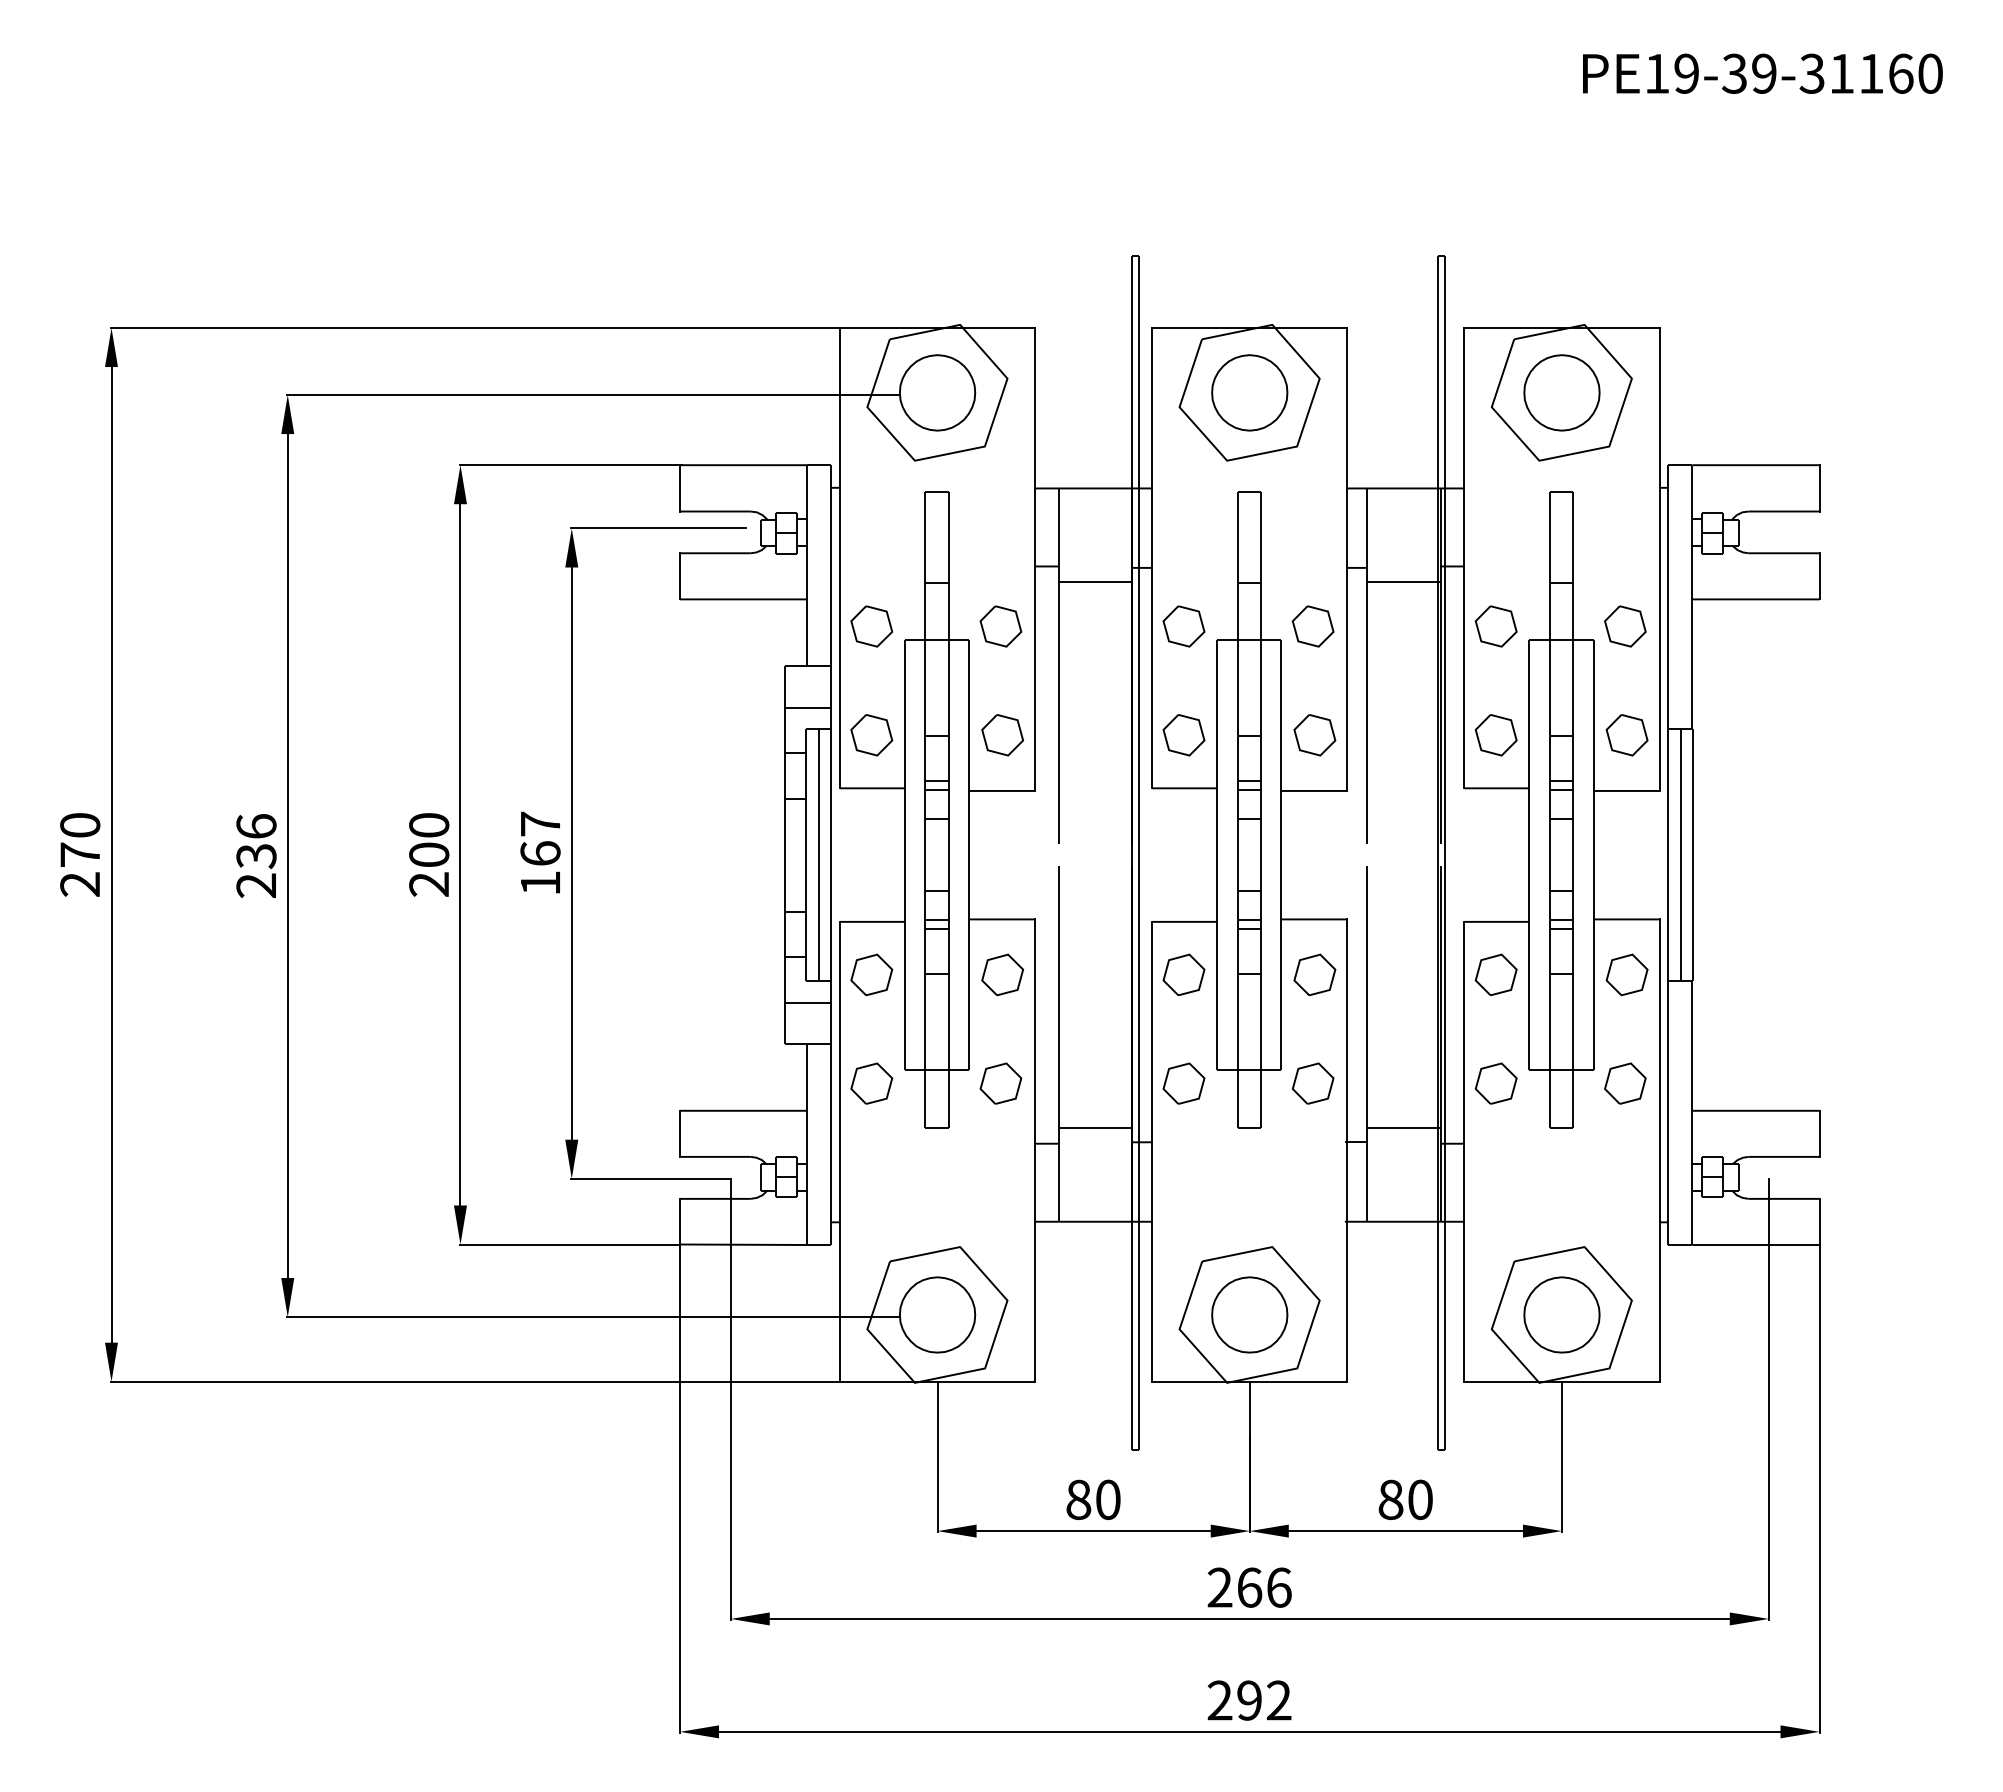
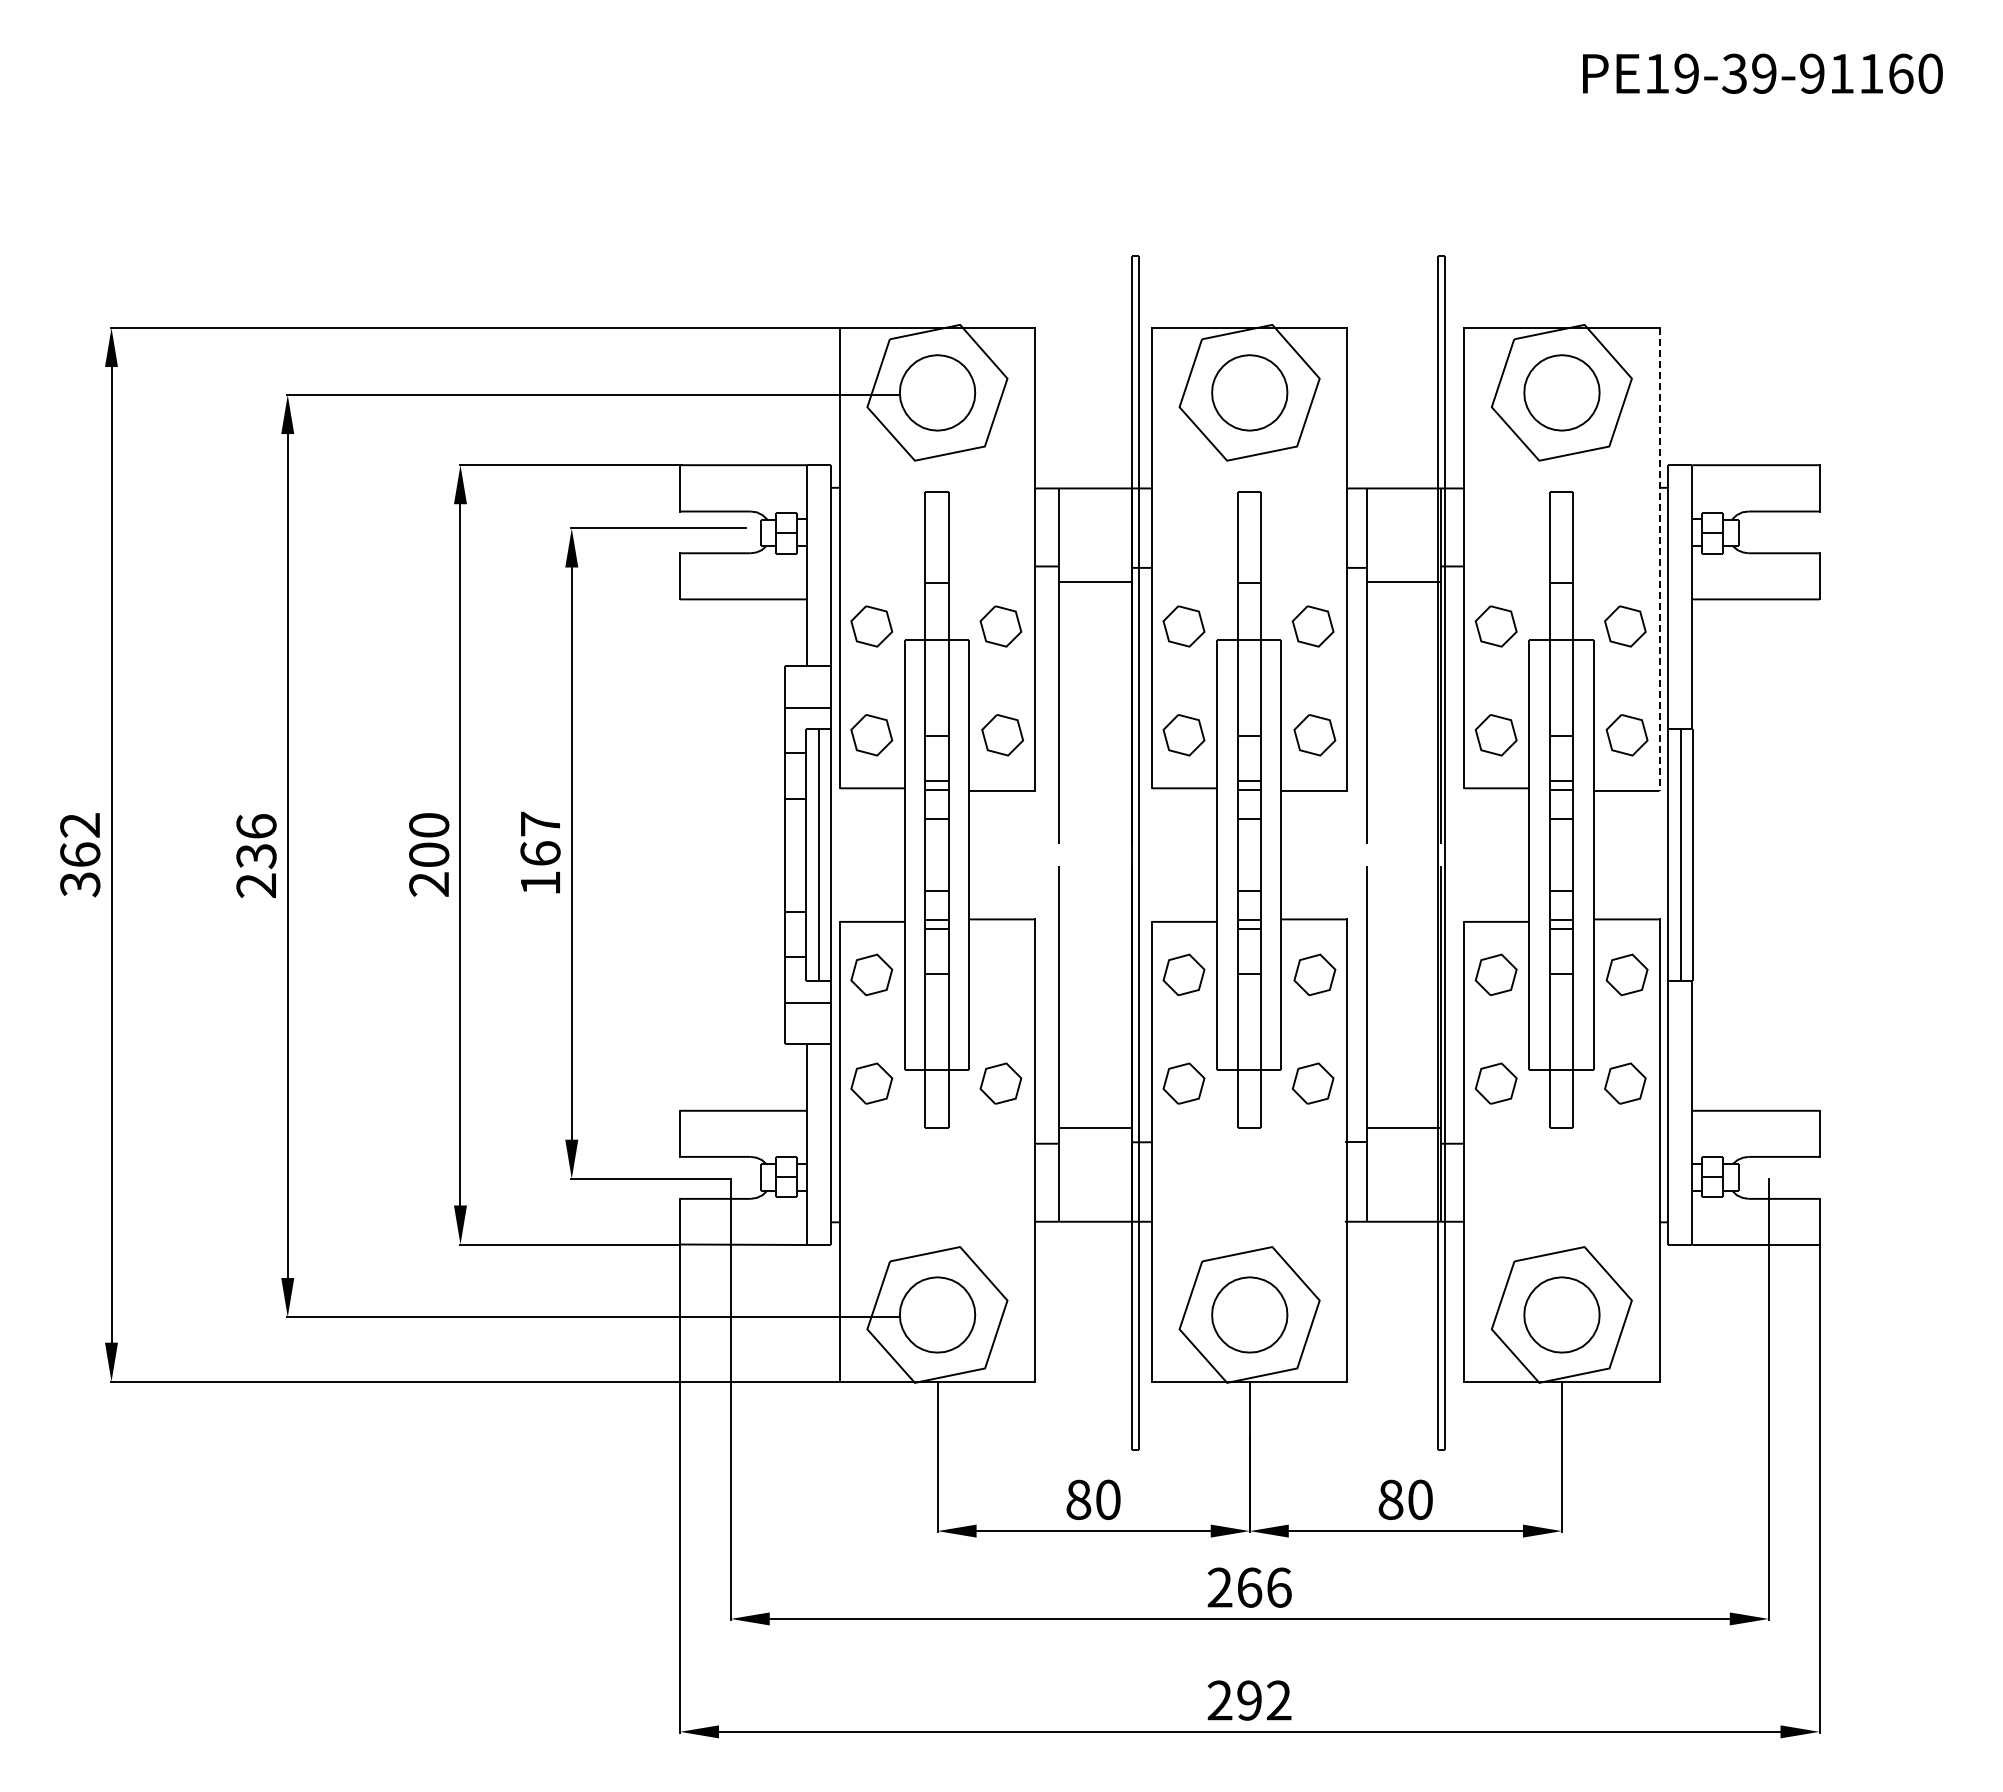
text: 19-39-31160 -> 19-39-91160 (1811, 73)
line: solid -> dashed (1659, 560)
text: 270 -> 362 (80, 855)
part: present -> none (1002, 974)
